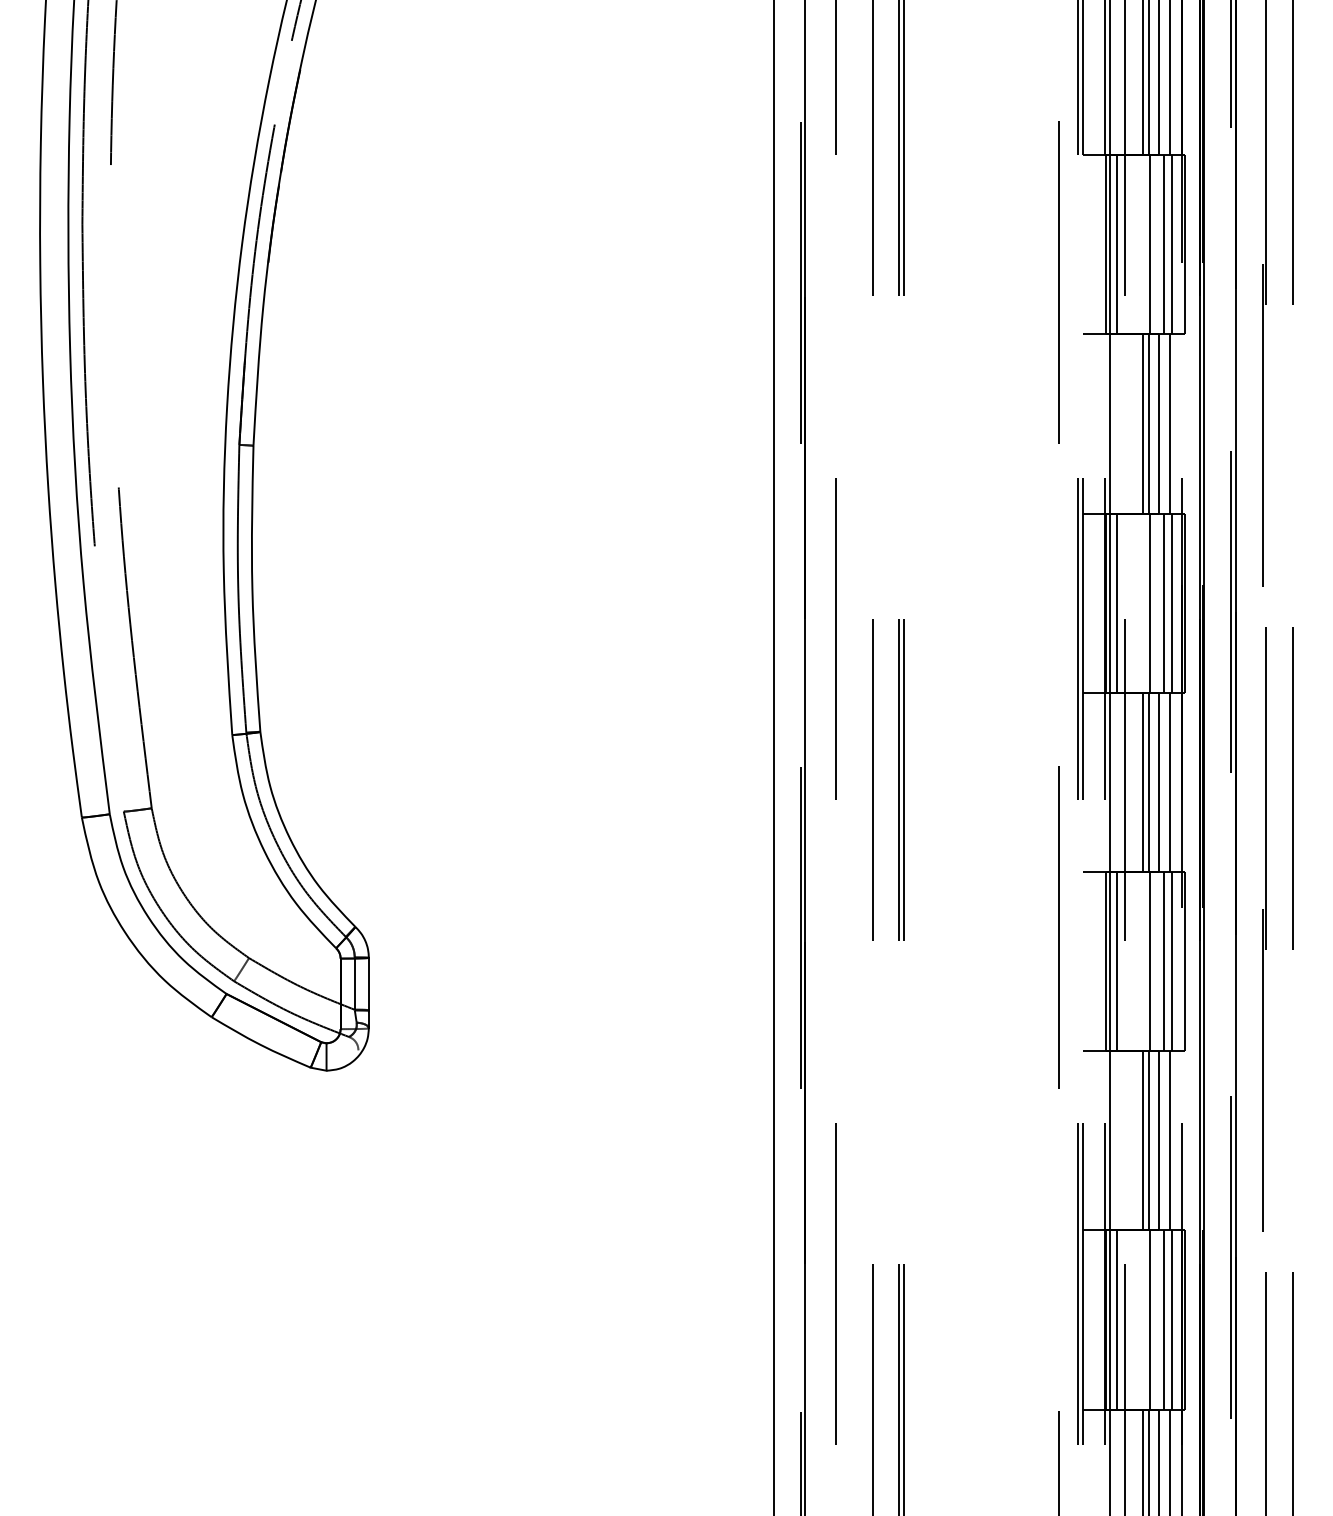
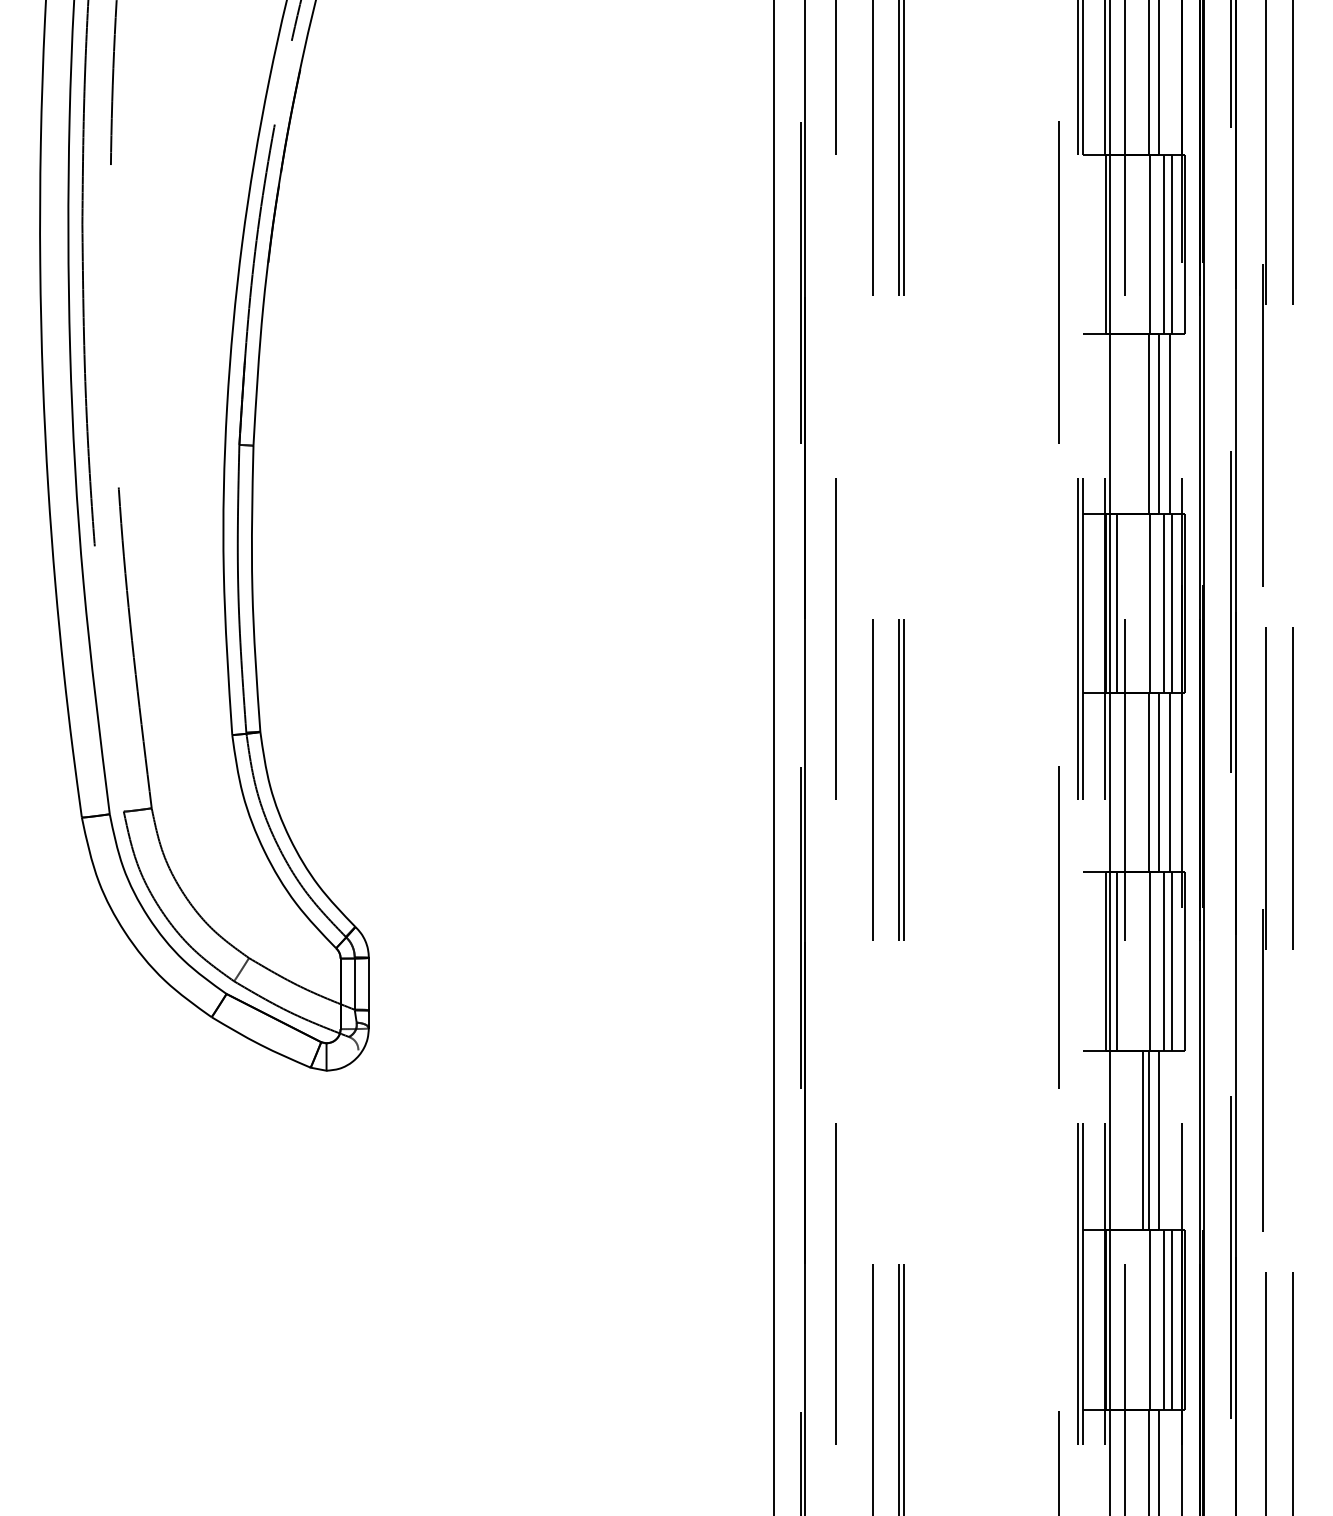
line: present -> none (1143, 78)
line: present -> none (1169, 78)
line: present -> none (1116, 244)
line: present -> none (1143, 423)
line: present -> none (1143, 781)
line: present -> none (1169, 1140)
line: present -> none (1116, 1319)
line: present -> none (1143, 1460)
line: present -> none (1169, 1460)
